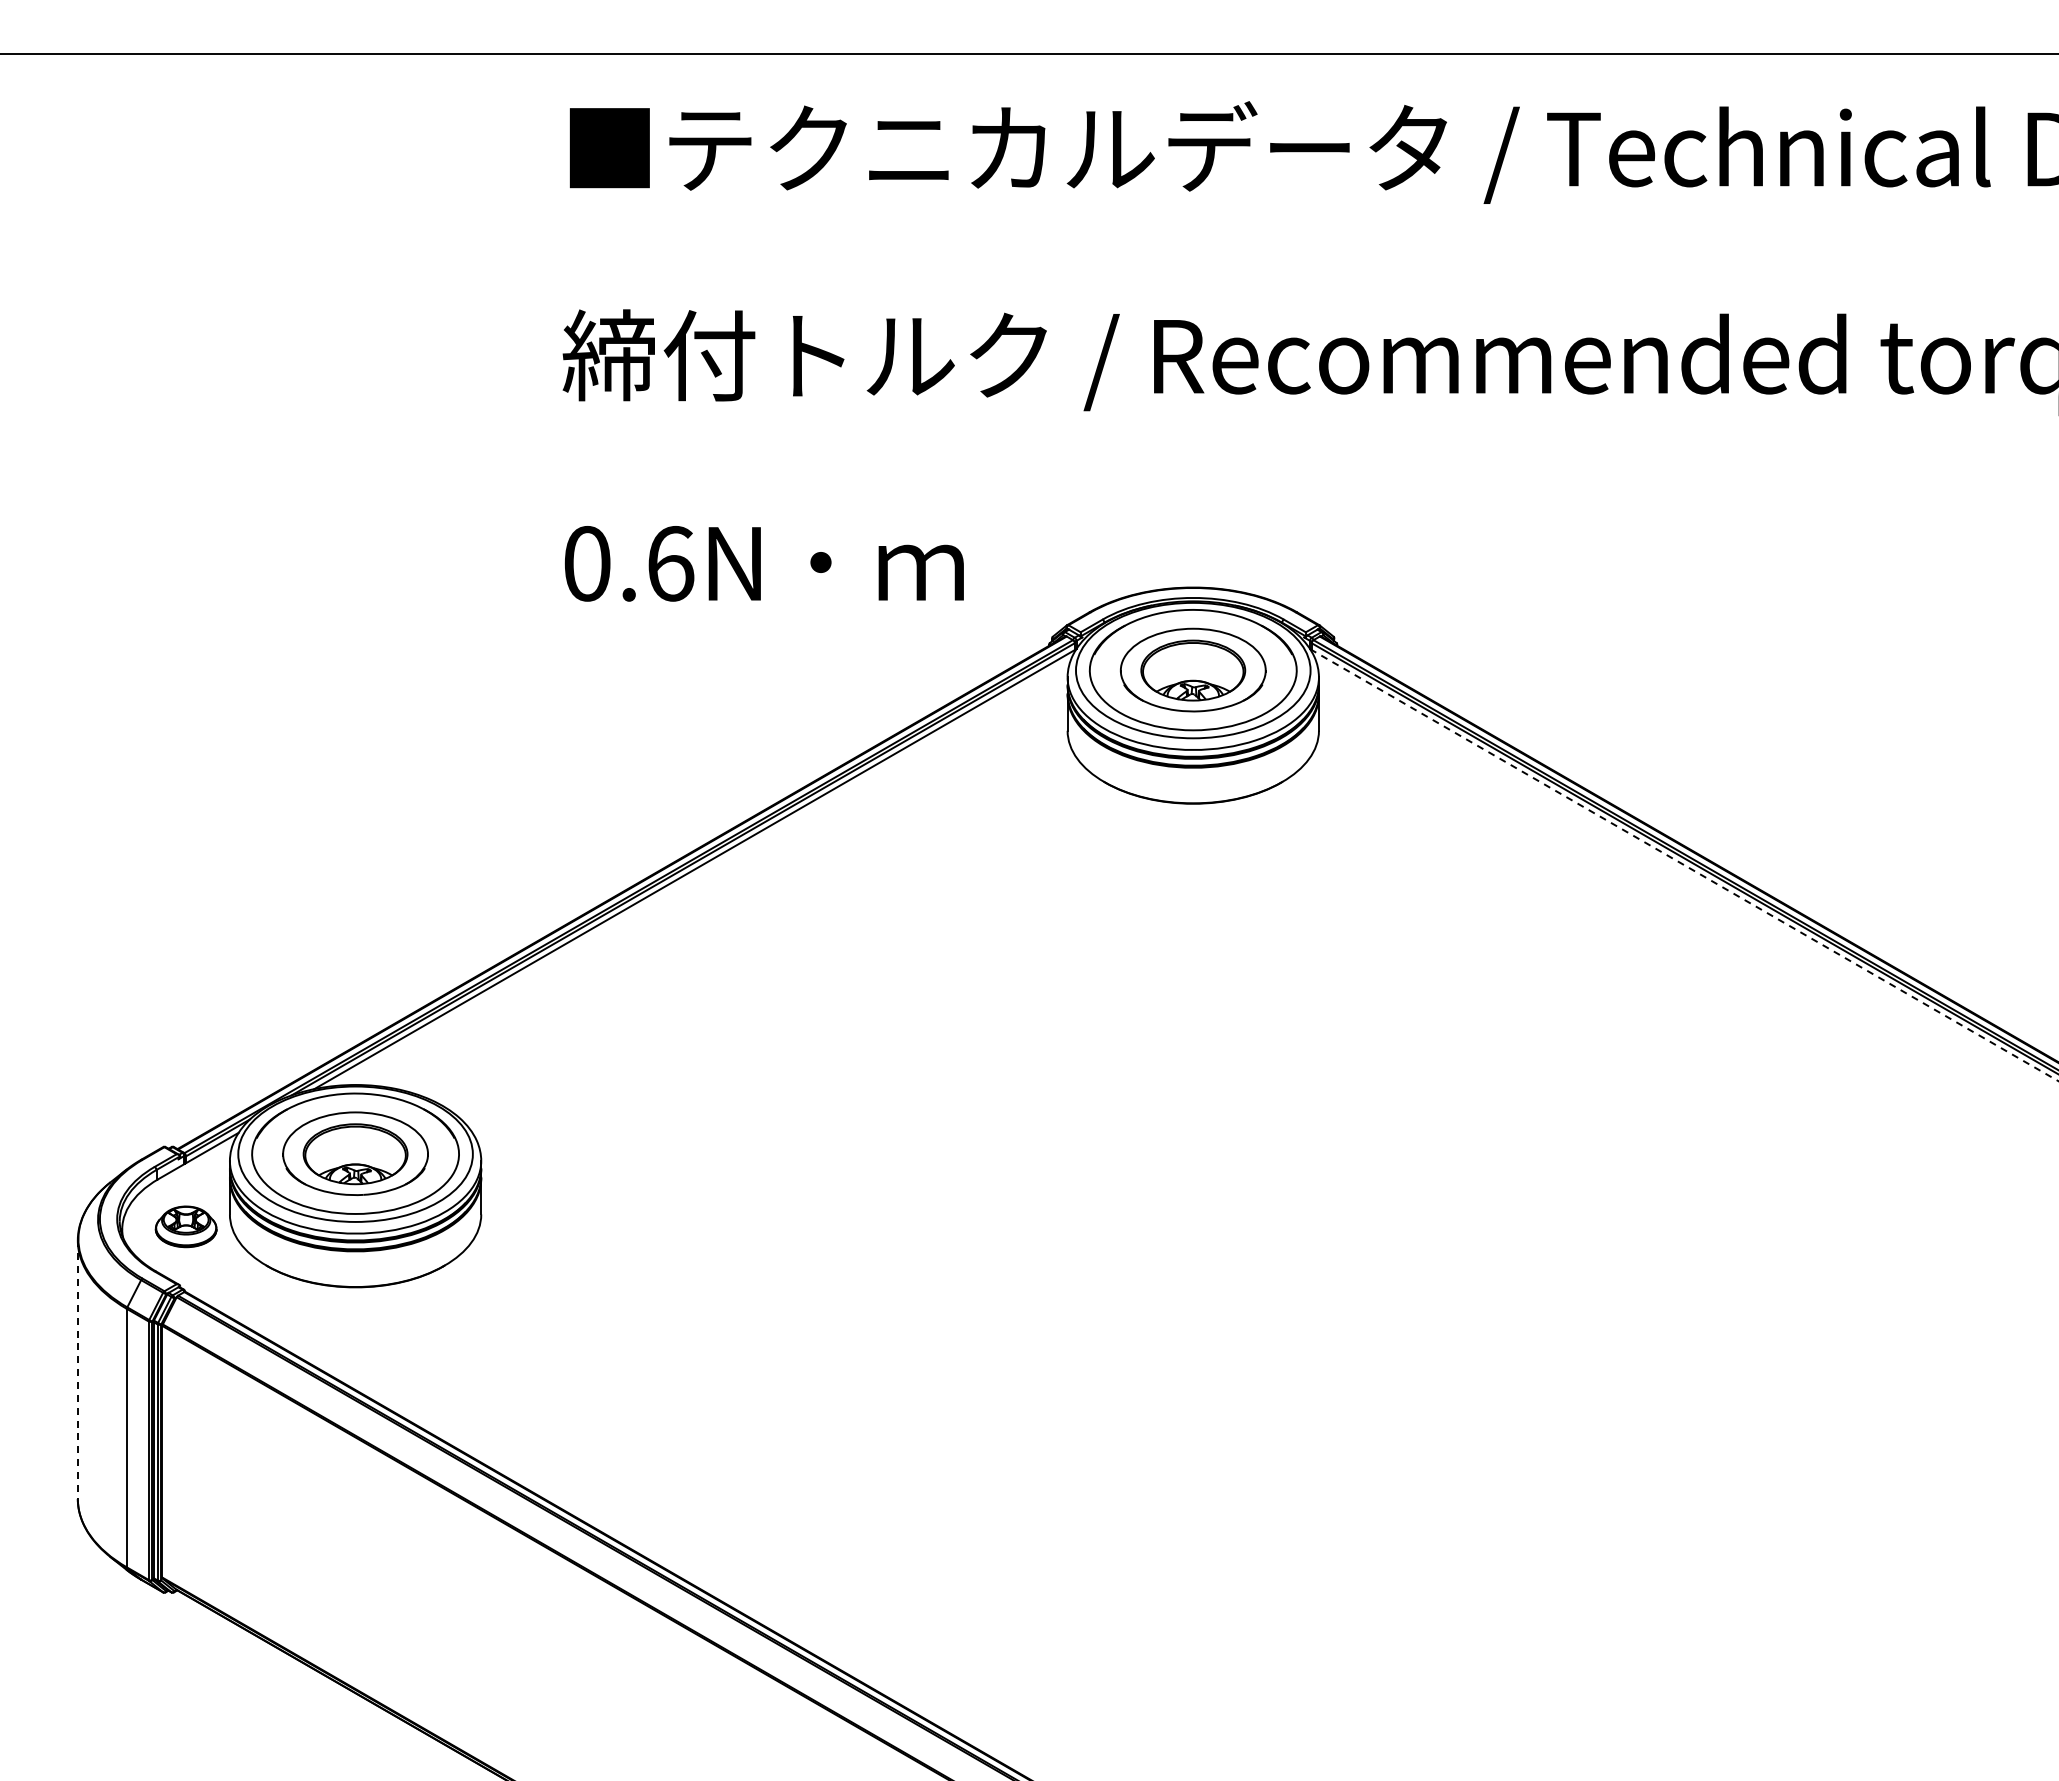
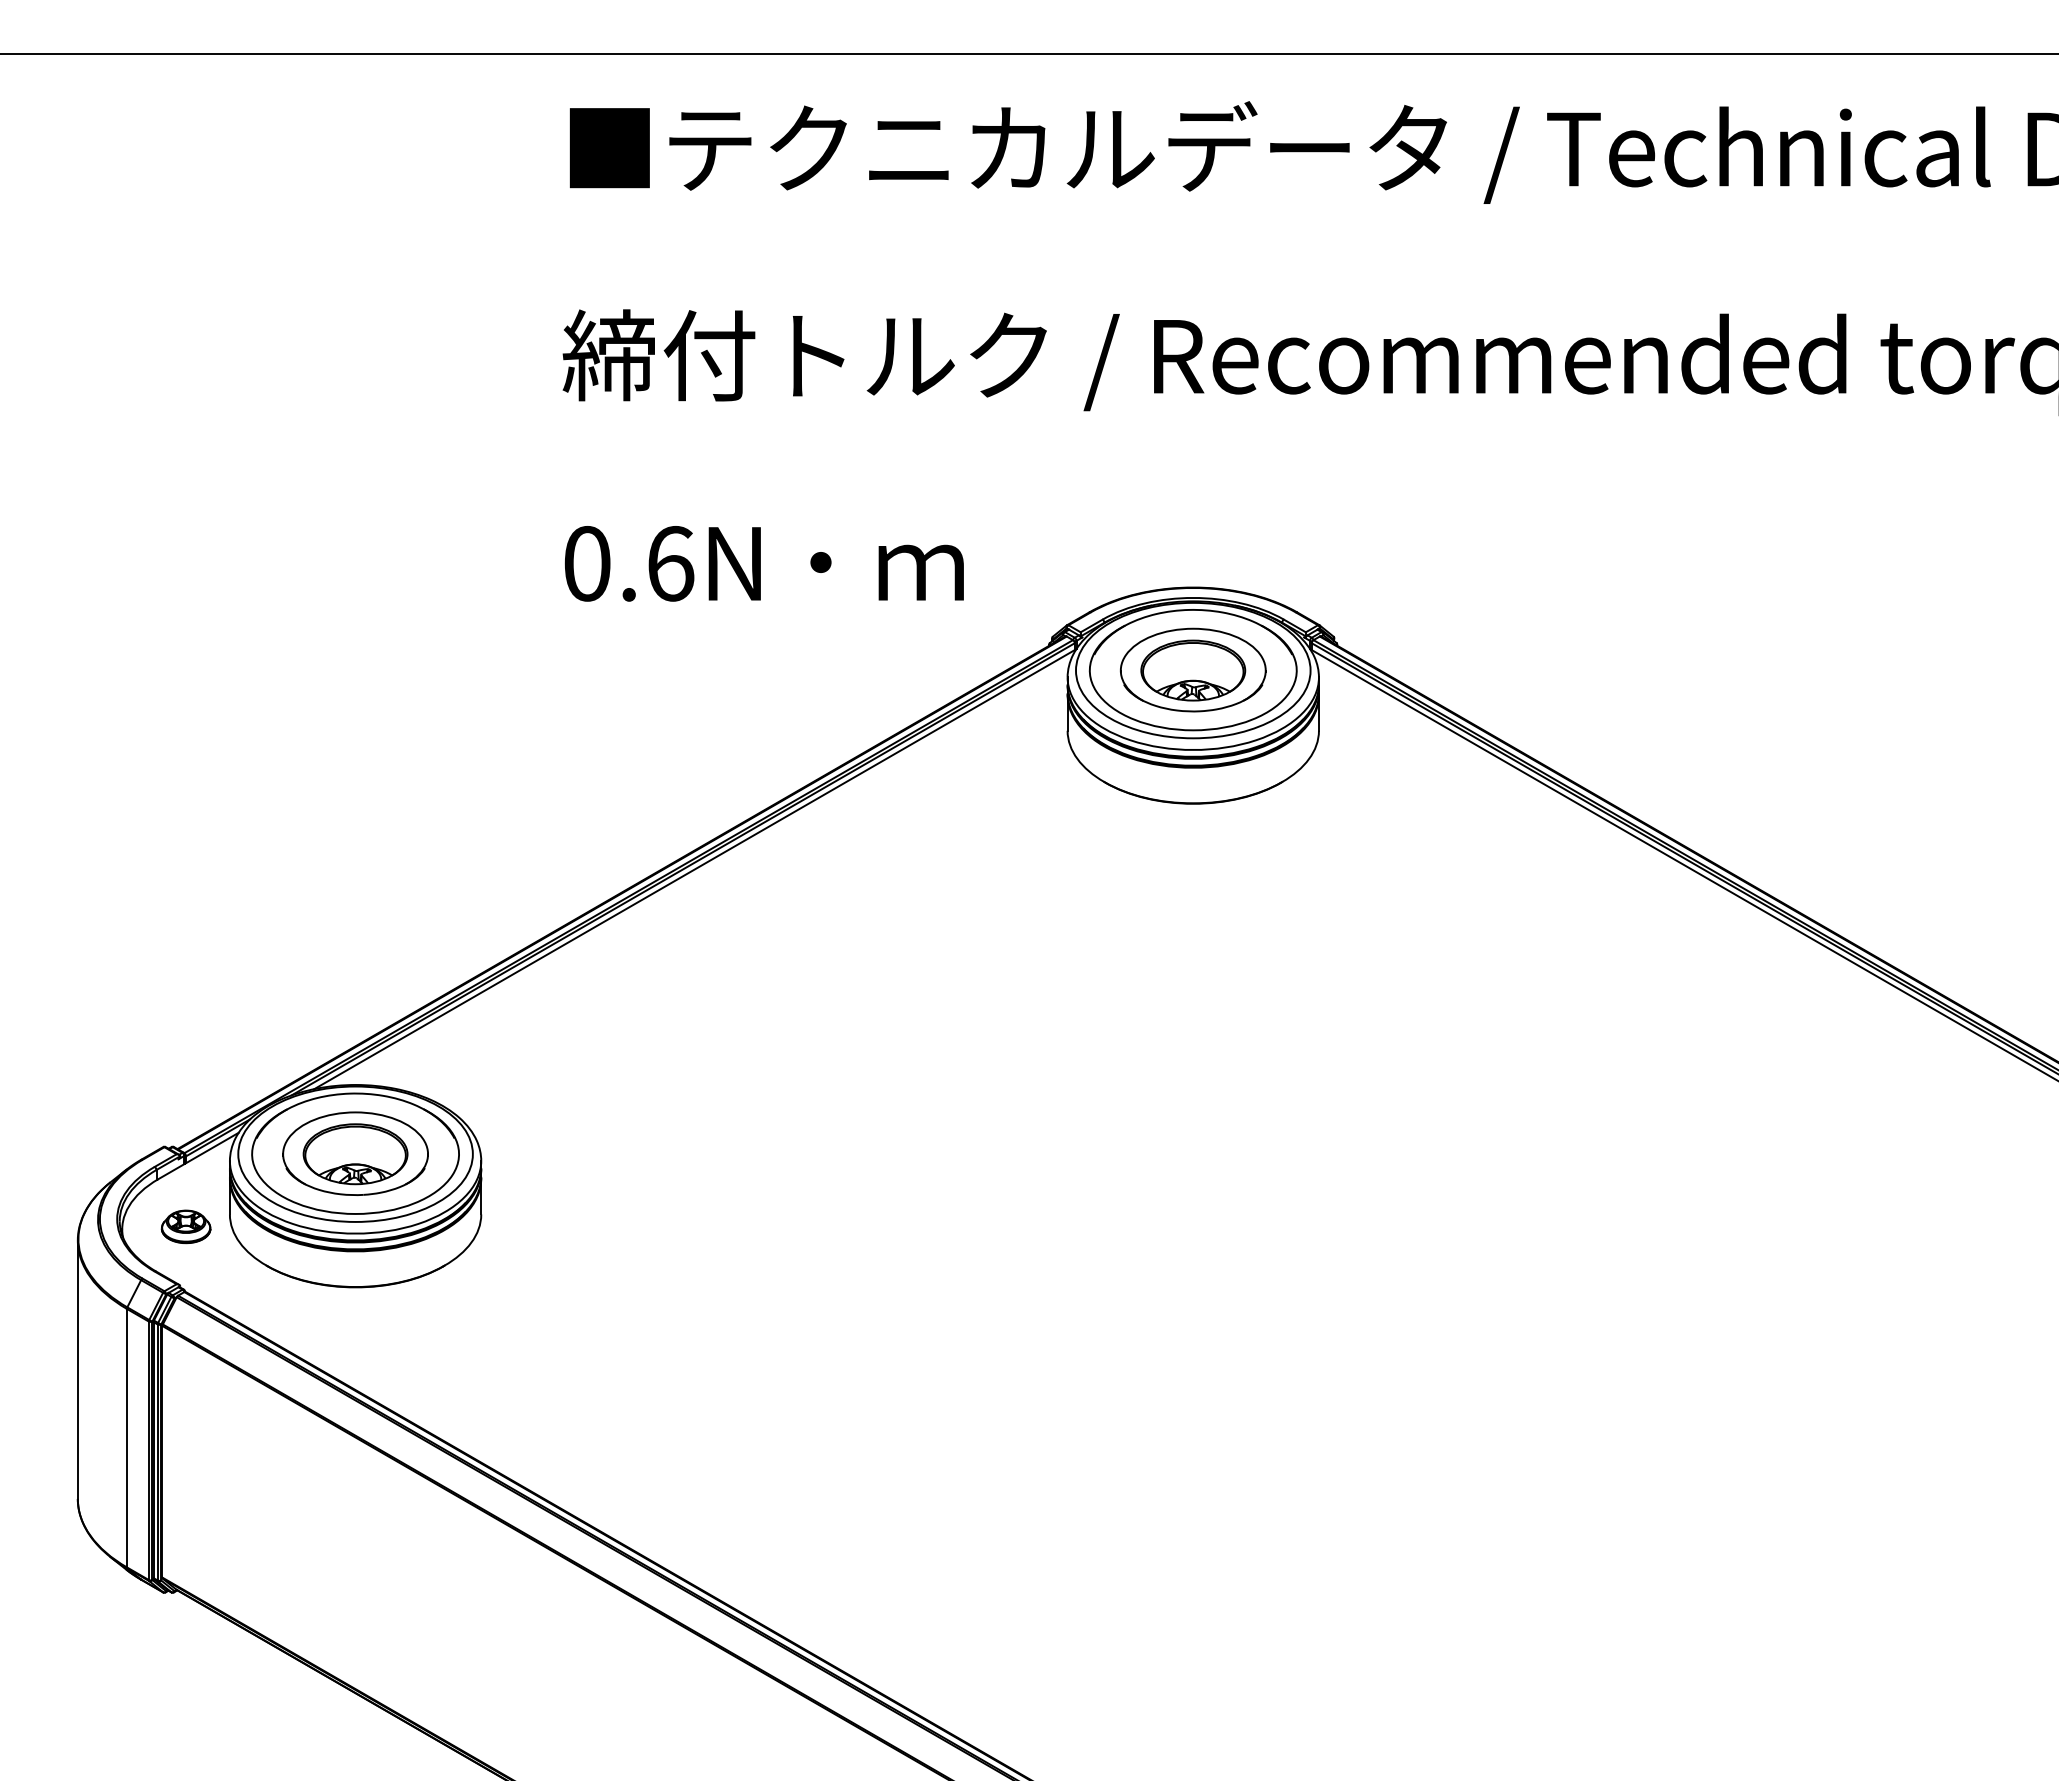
line: dashed -> solid (1684, 865)
part size: 64x44 px -> 52x36 px (185, 1226)
line: dashed -> solid (77, 1370)
